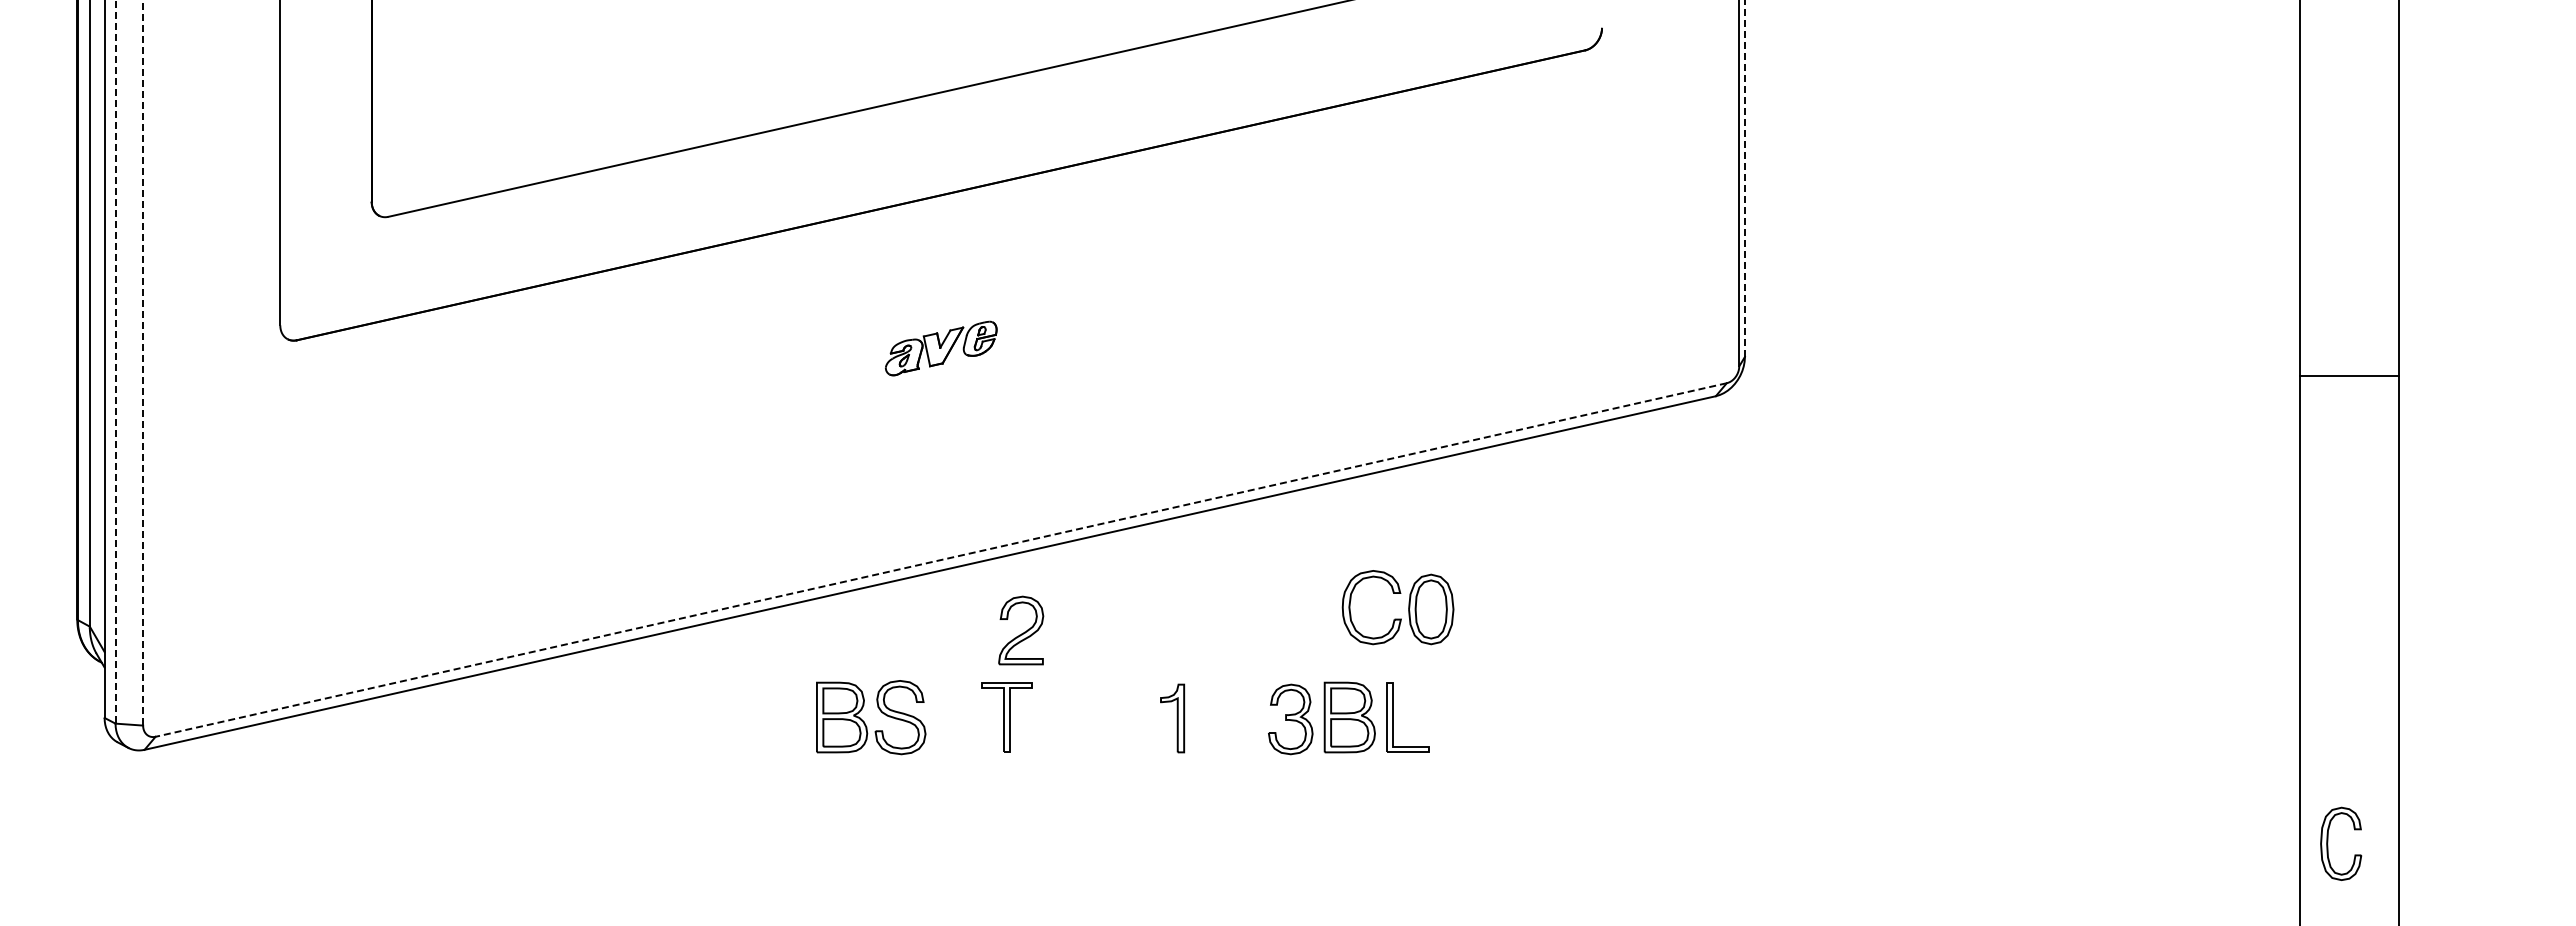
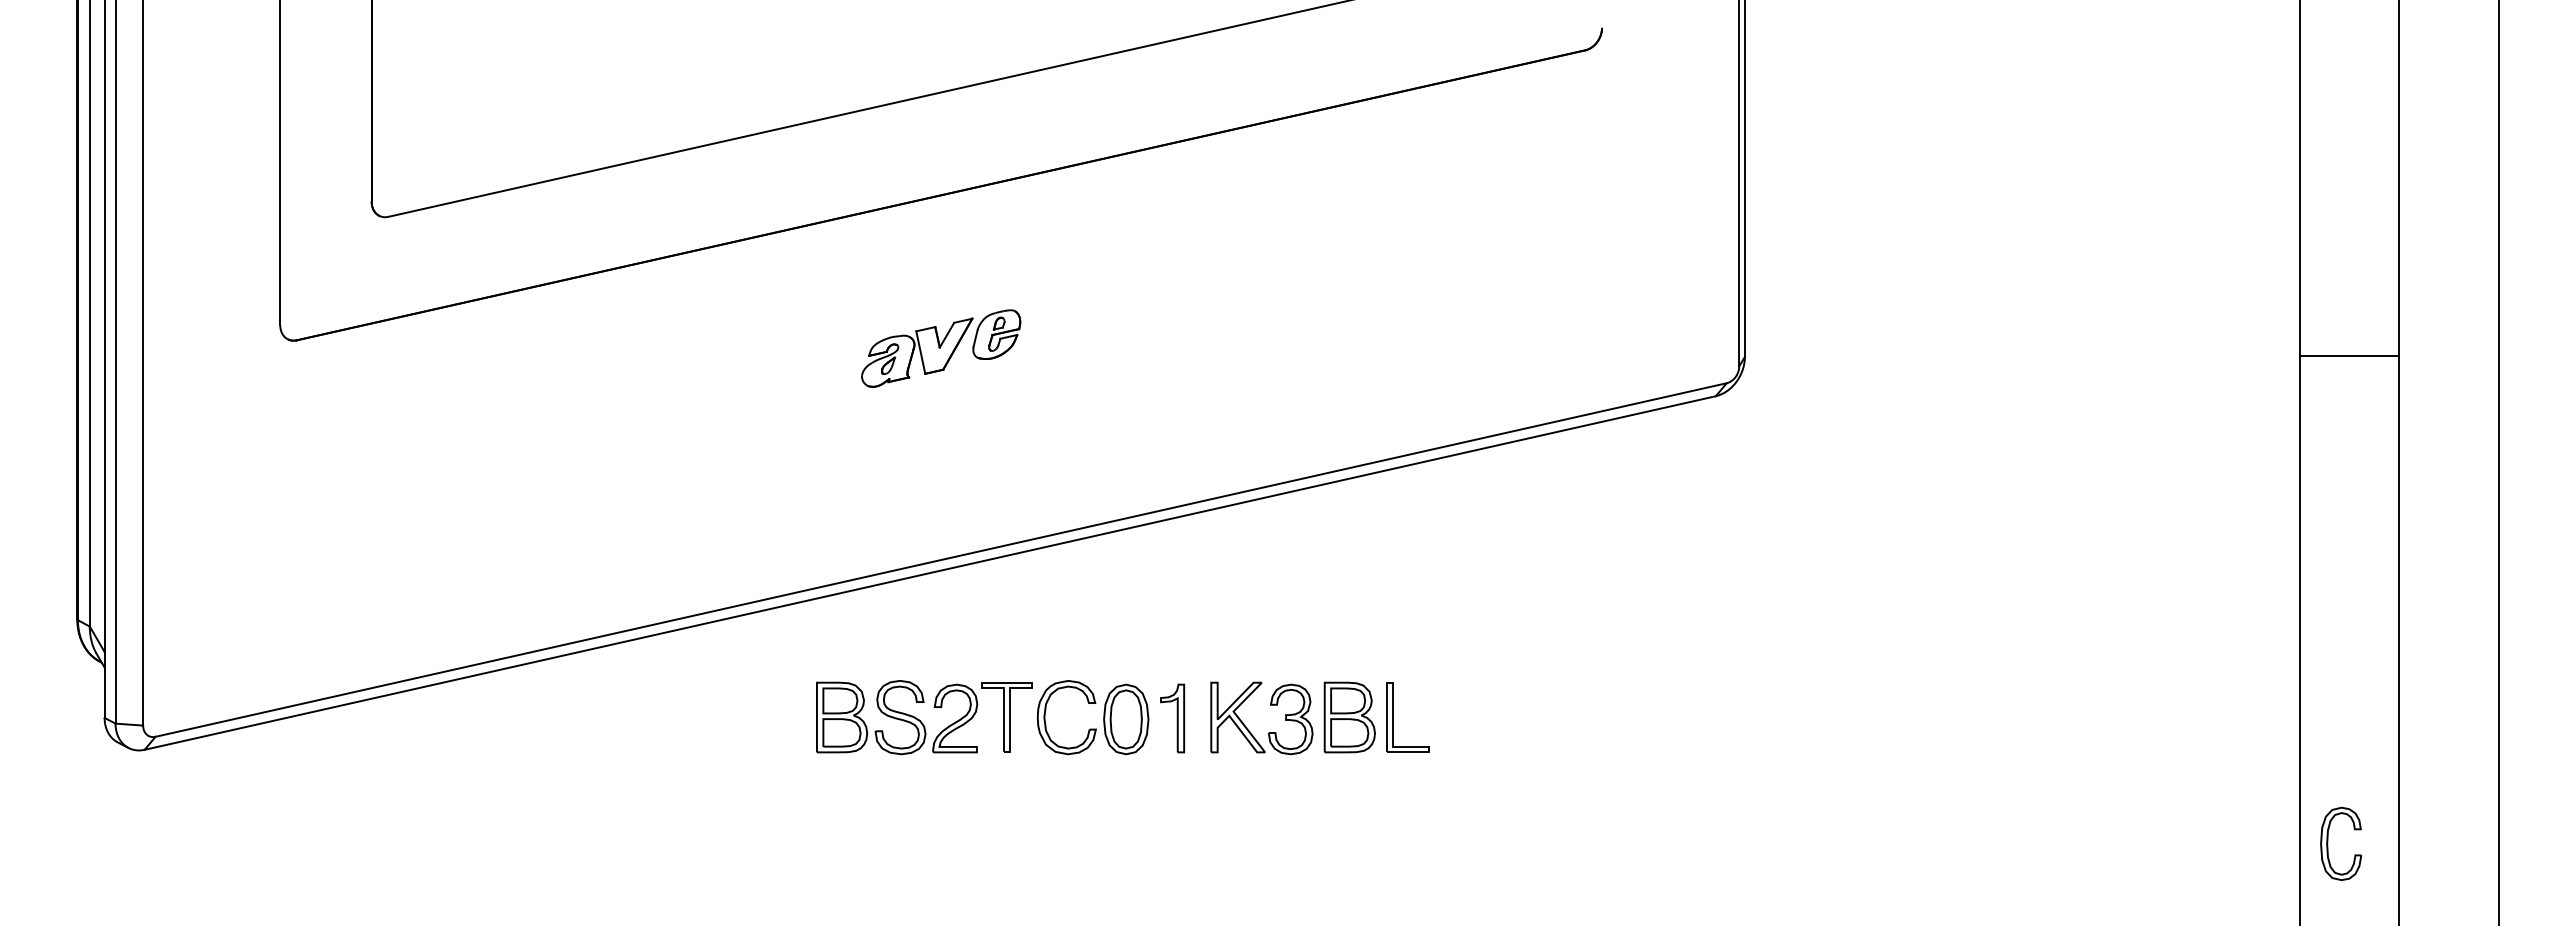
line: dashed -> solid (1744, 179)
part size: 113x57 px -> 161x79 px (941, 348)
line: dashed -> solid (115, 362)
line: dashed -> solid (143, 363)
line position: (2349, 375) -> (2349, 355) (2349, 355)
line: none -> present (2498, 462)
line: dashed -> solid (940, 560)
part position: (1408, 607) -> (1103, 717) (1103, 717)
part position: (1021, 630) -> (955, 718) (955, 718)
part: none -> present (1237, 717)
